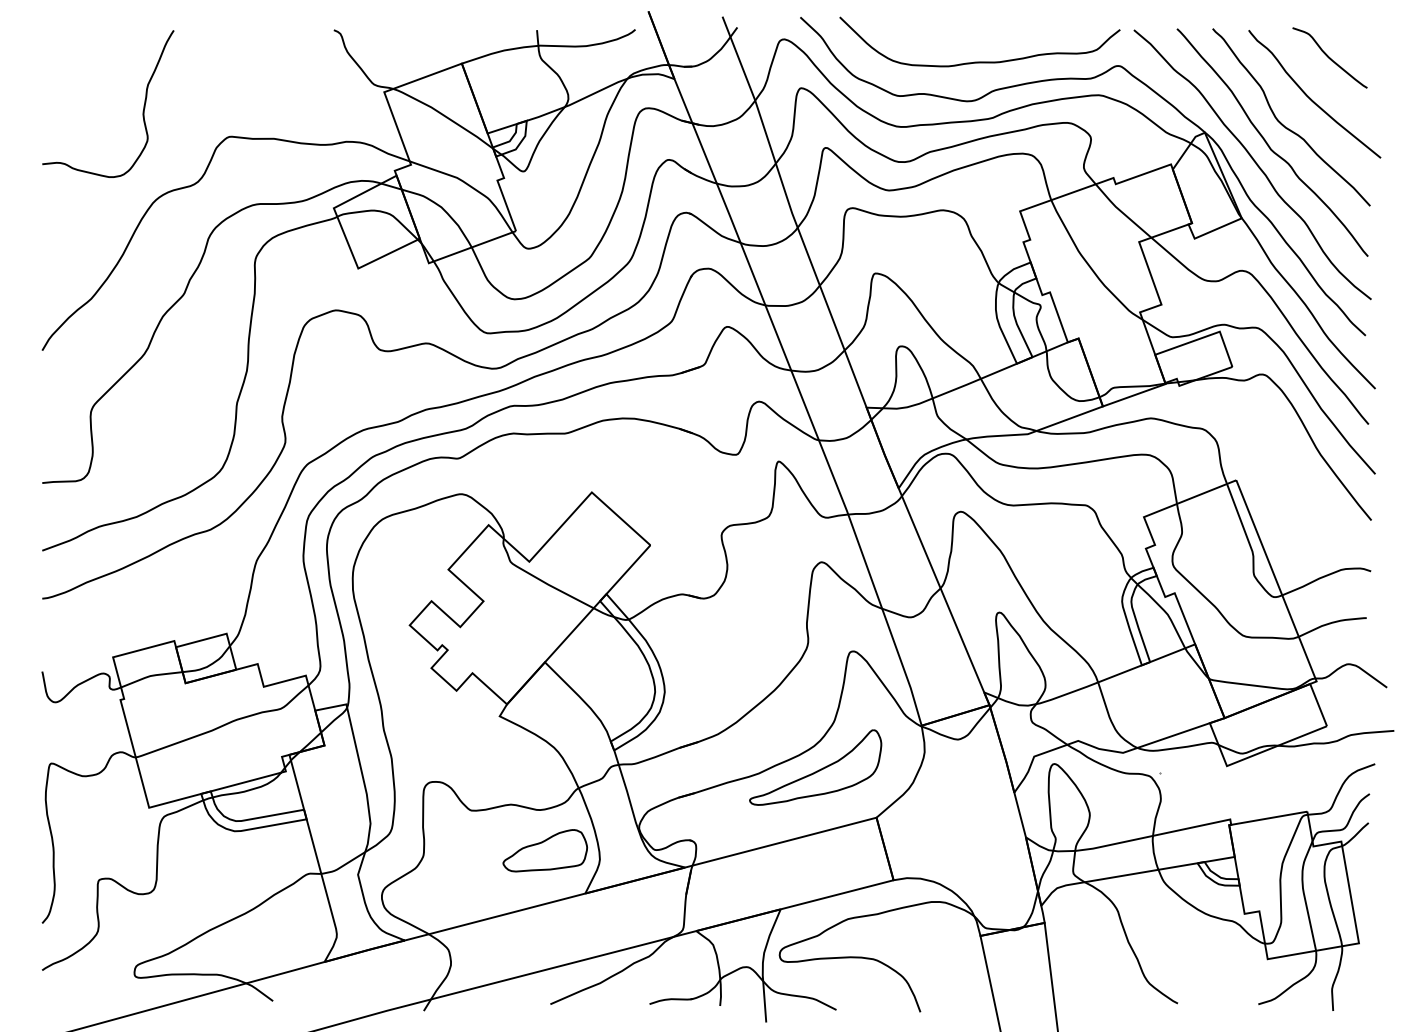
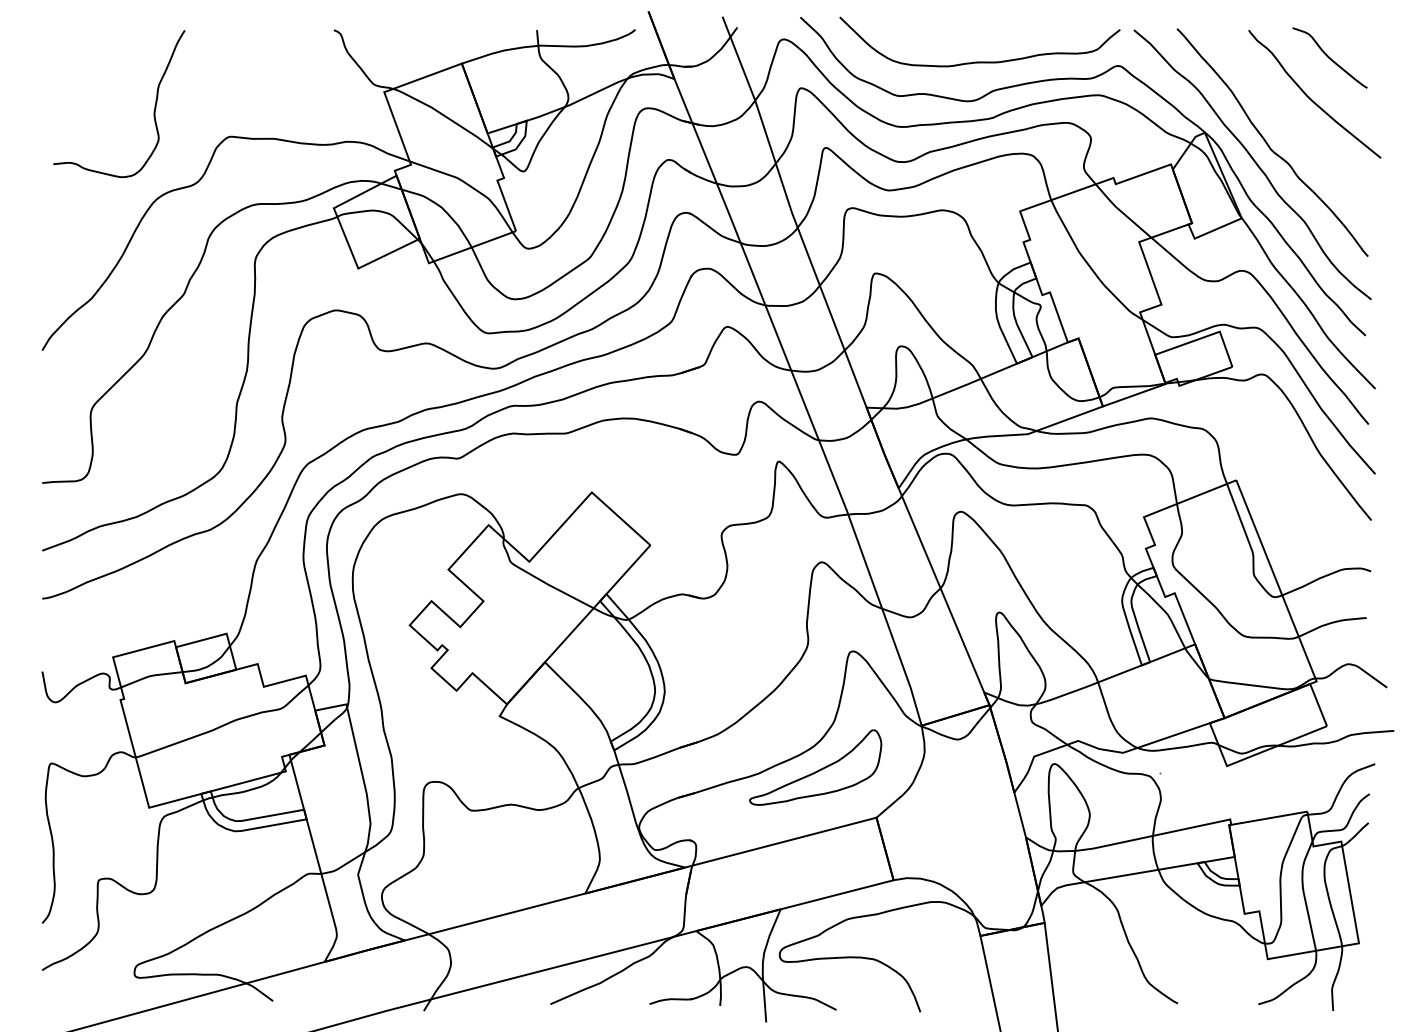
curve position: (142, 111) -> (153, 111) (153, 111)
curve: present -> none (1283, 124)
part: present -> none (544, 850)
